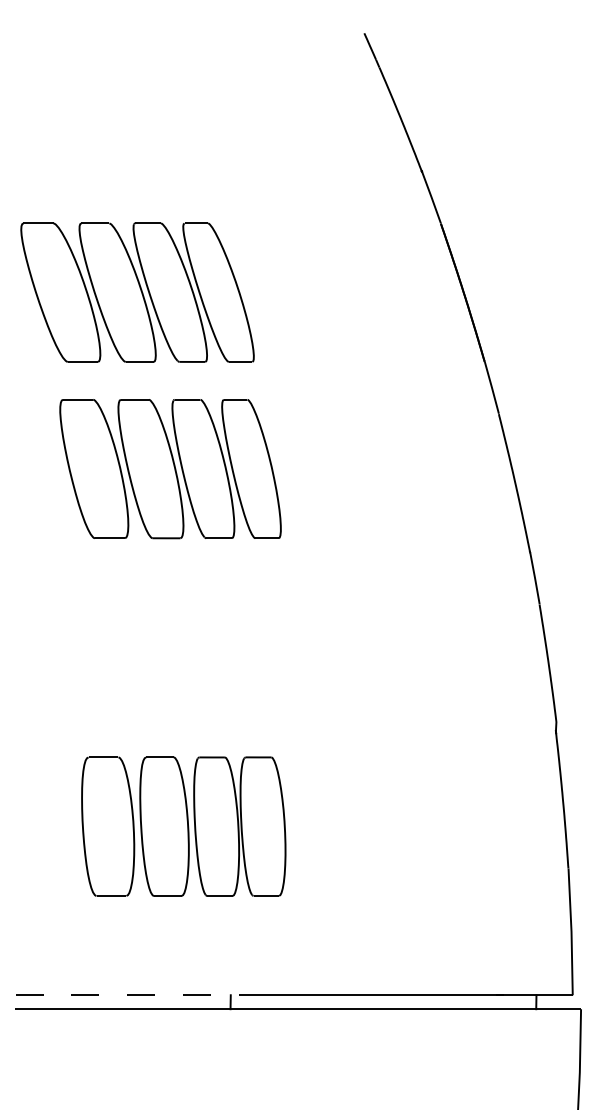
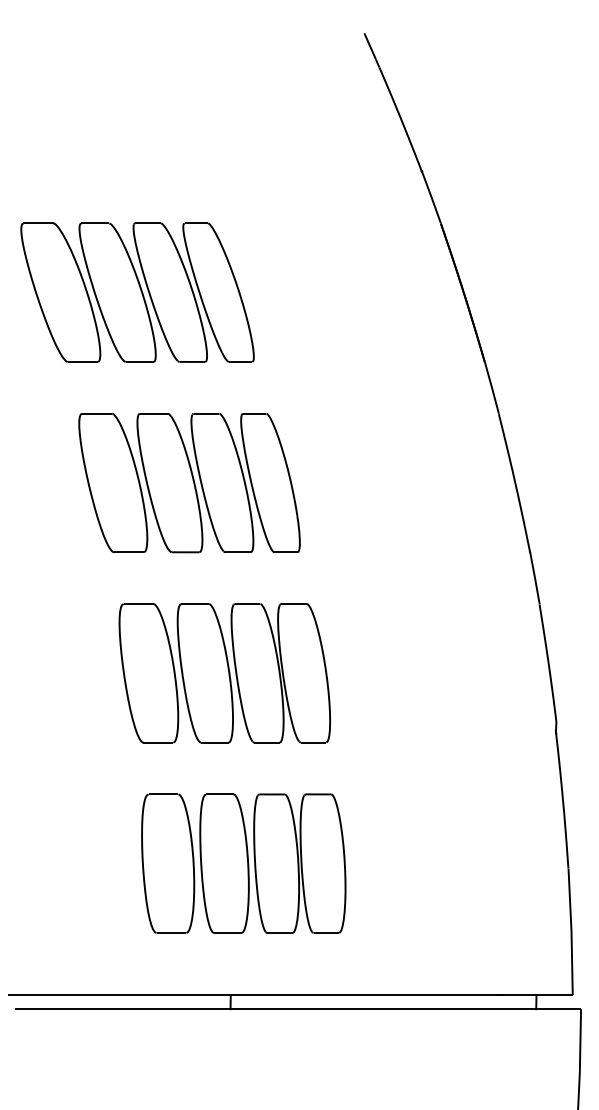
part position: (170, 469) -> (189, 483) (189, 483)
part: none -> present (224, 673)
part position: (183, 826) -> (243, 863) (243, 863)
line: dashed -> solid (137, 995)
